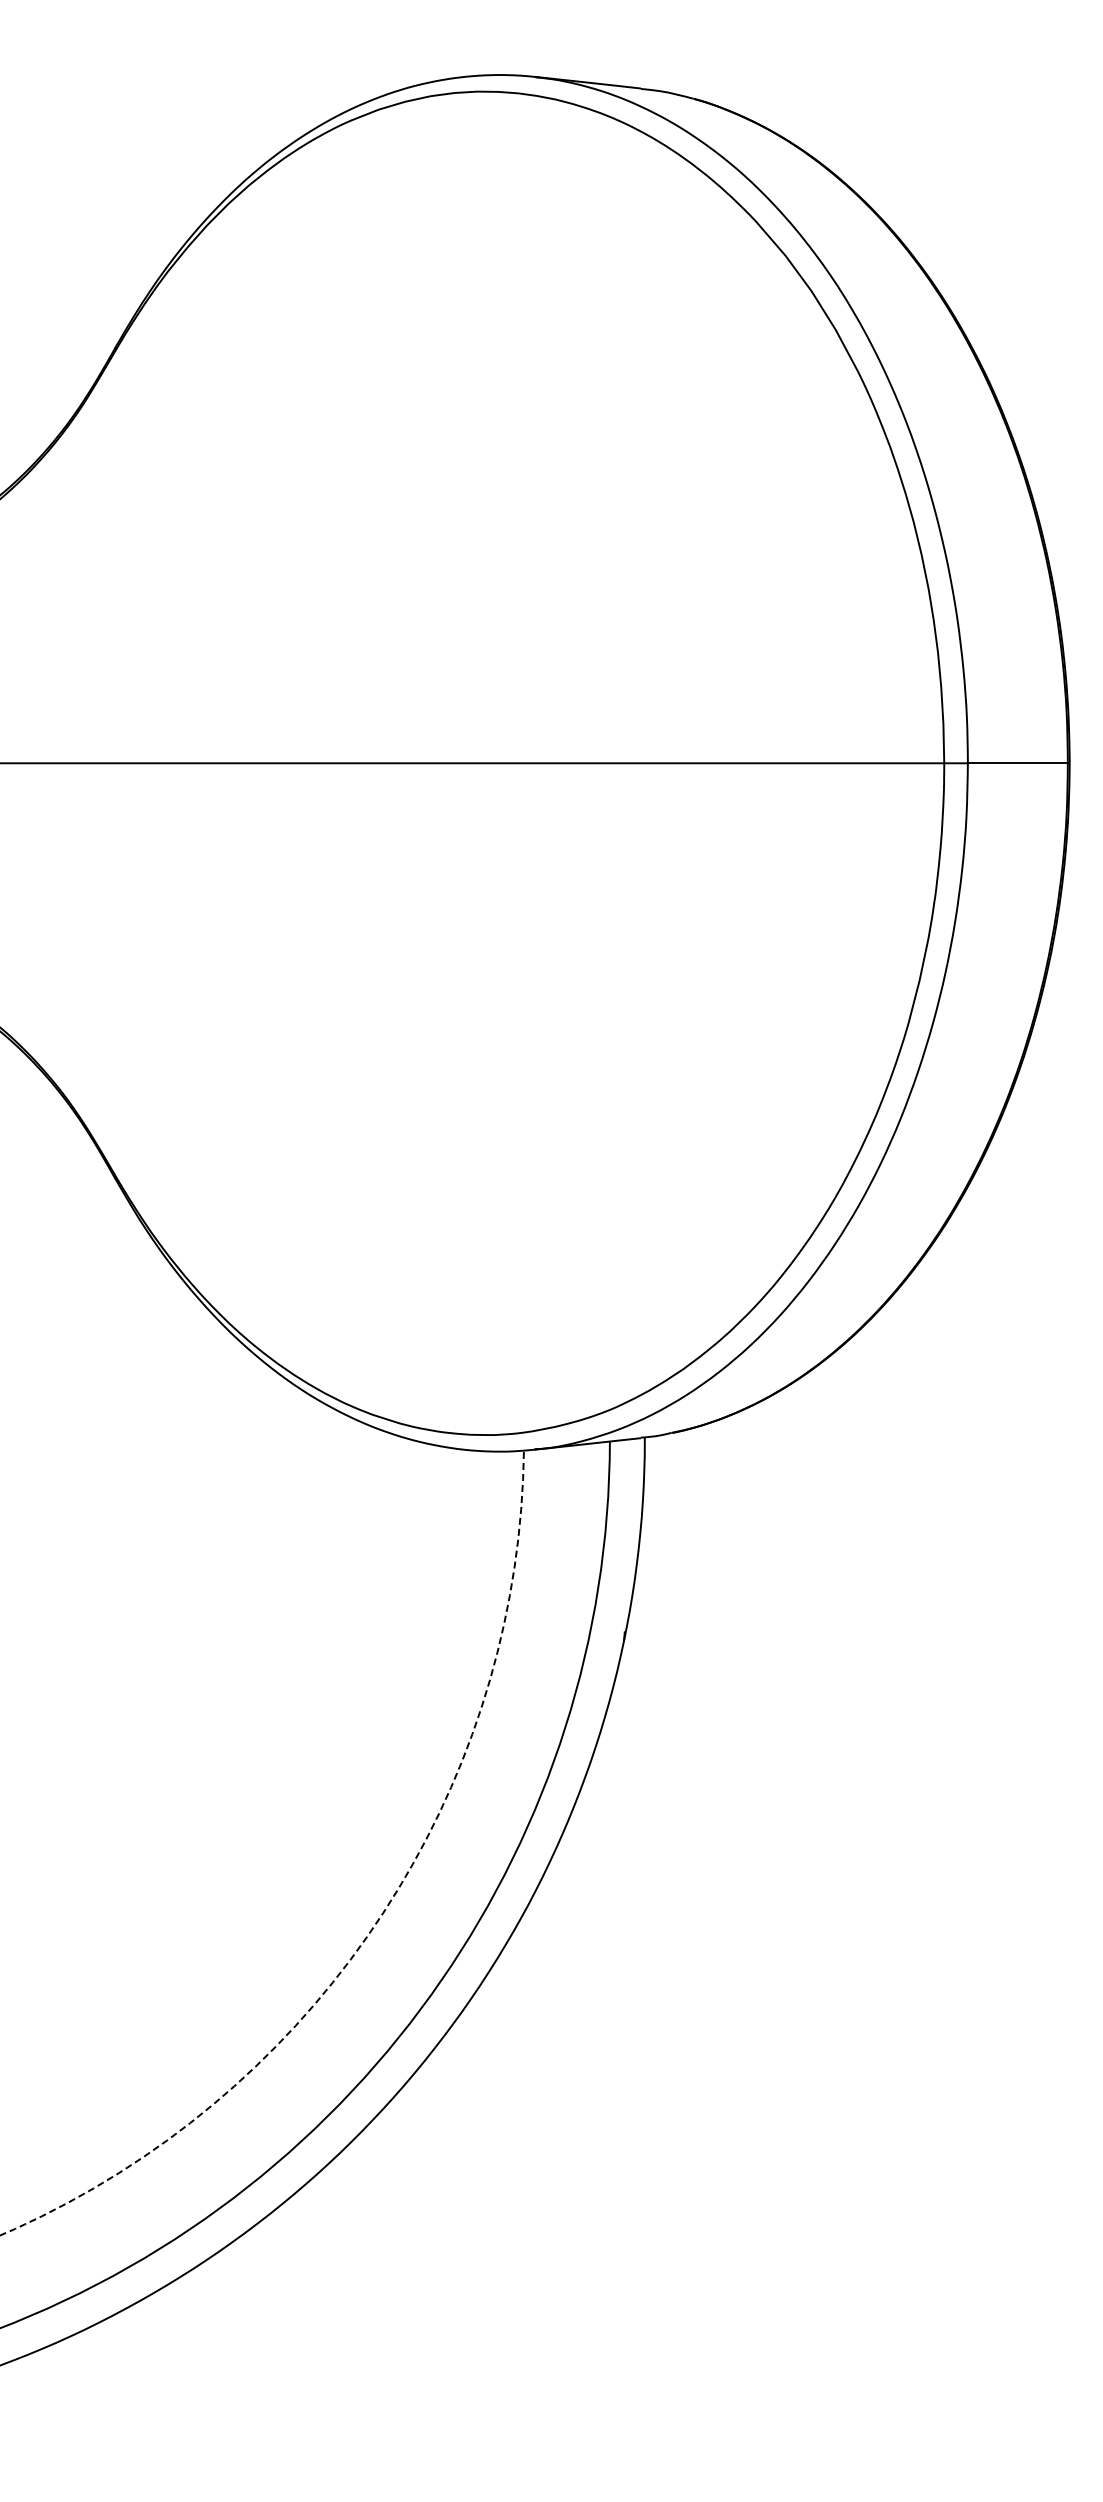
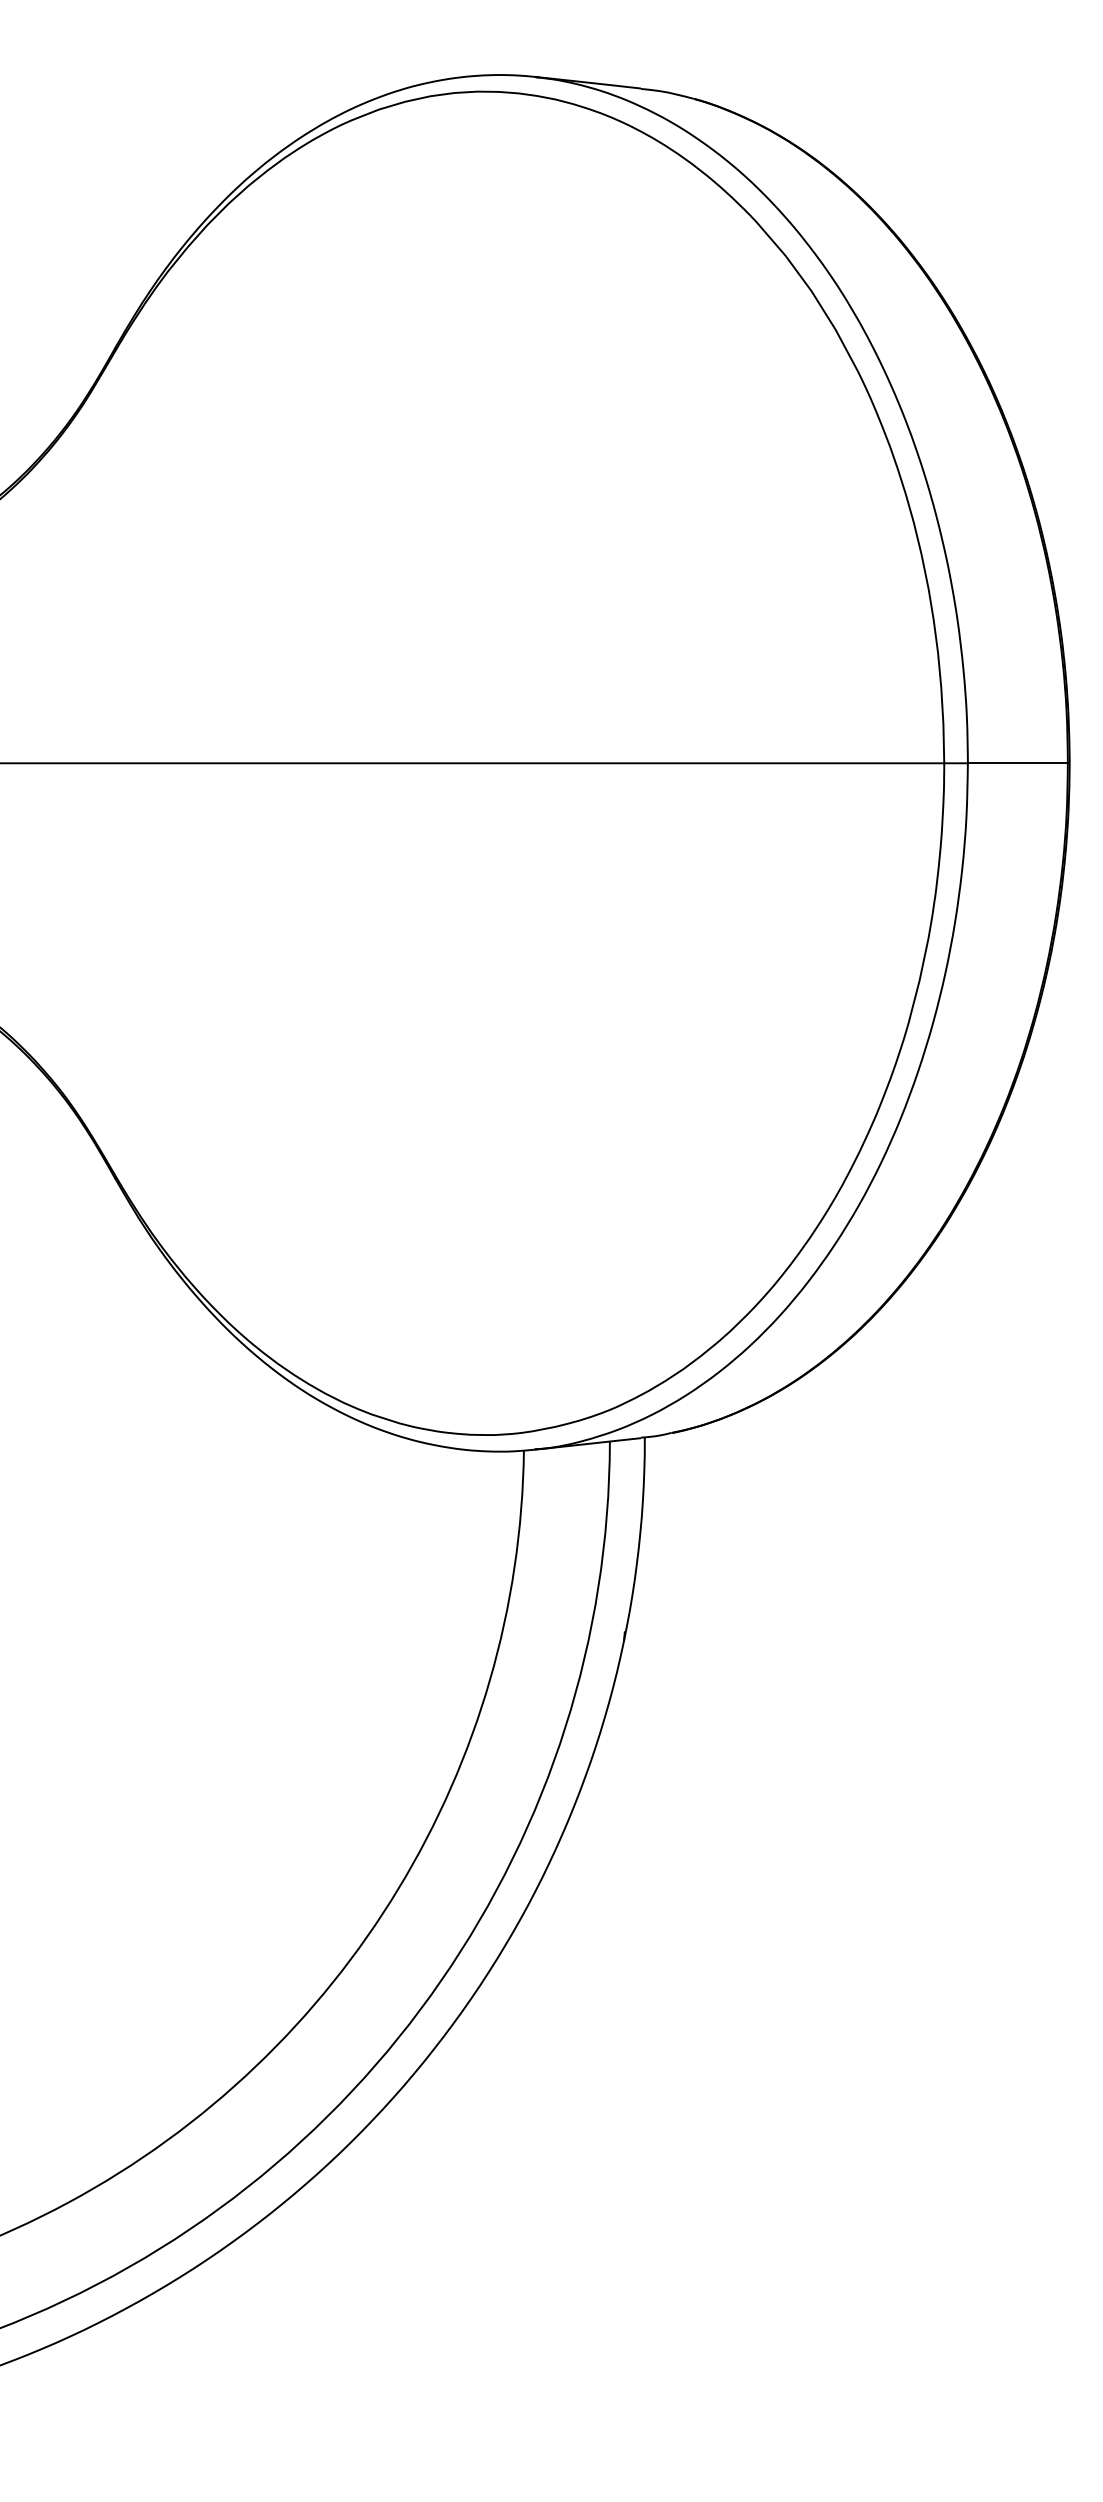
arc: dashed -> solid (378, 1920)
